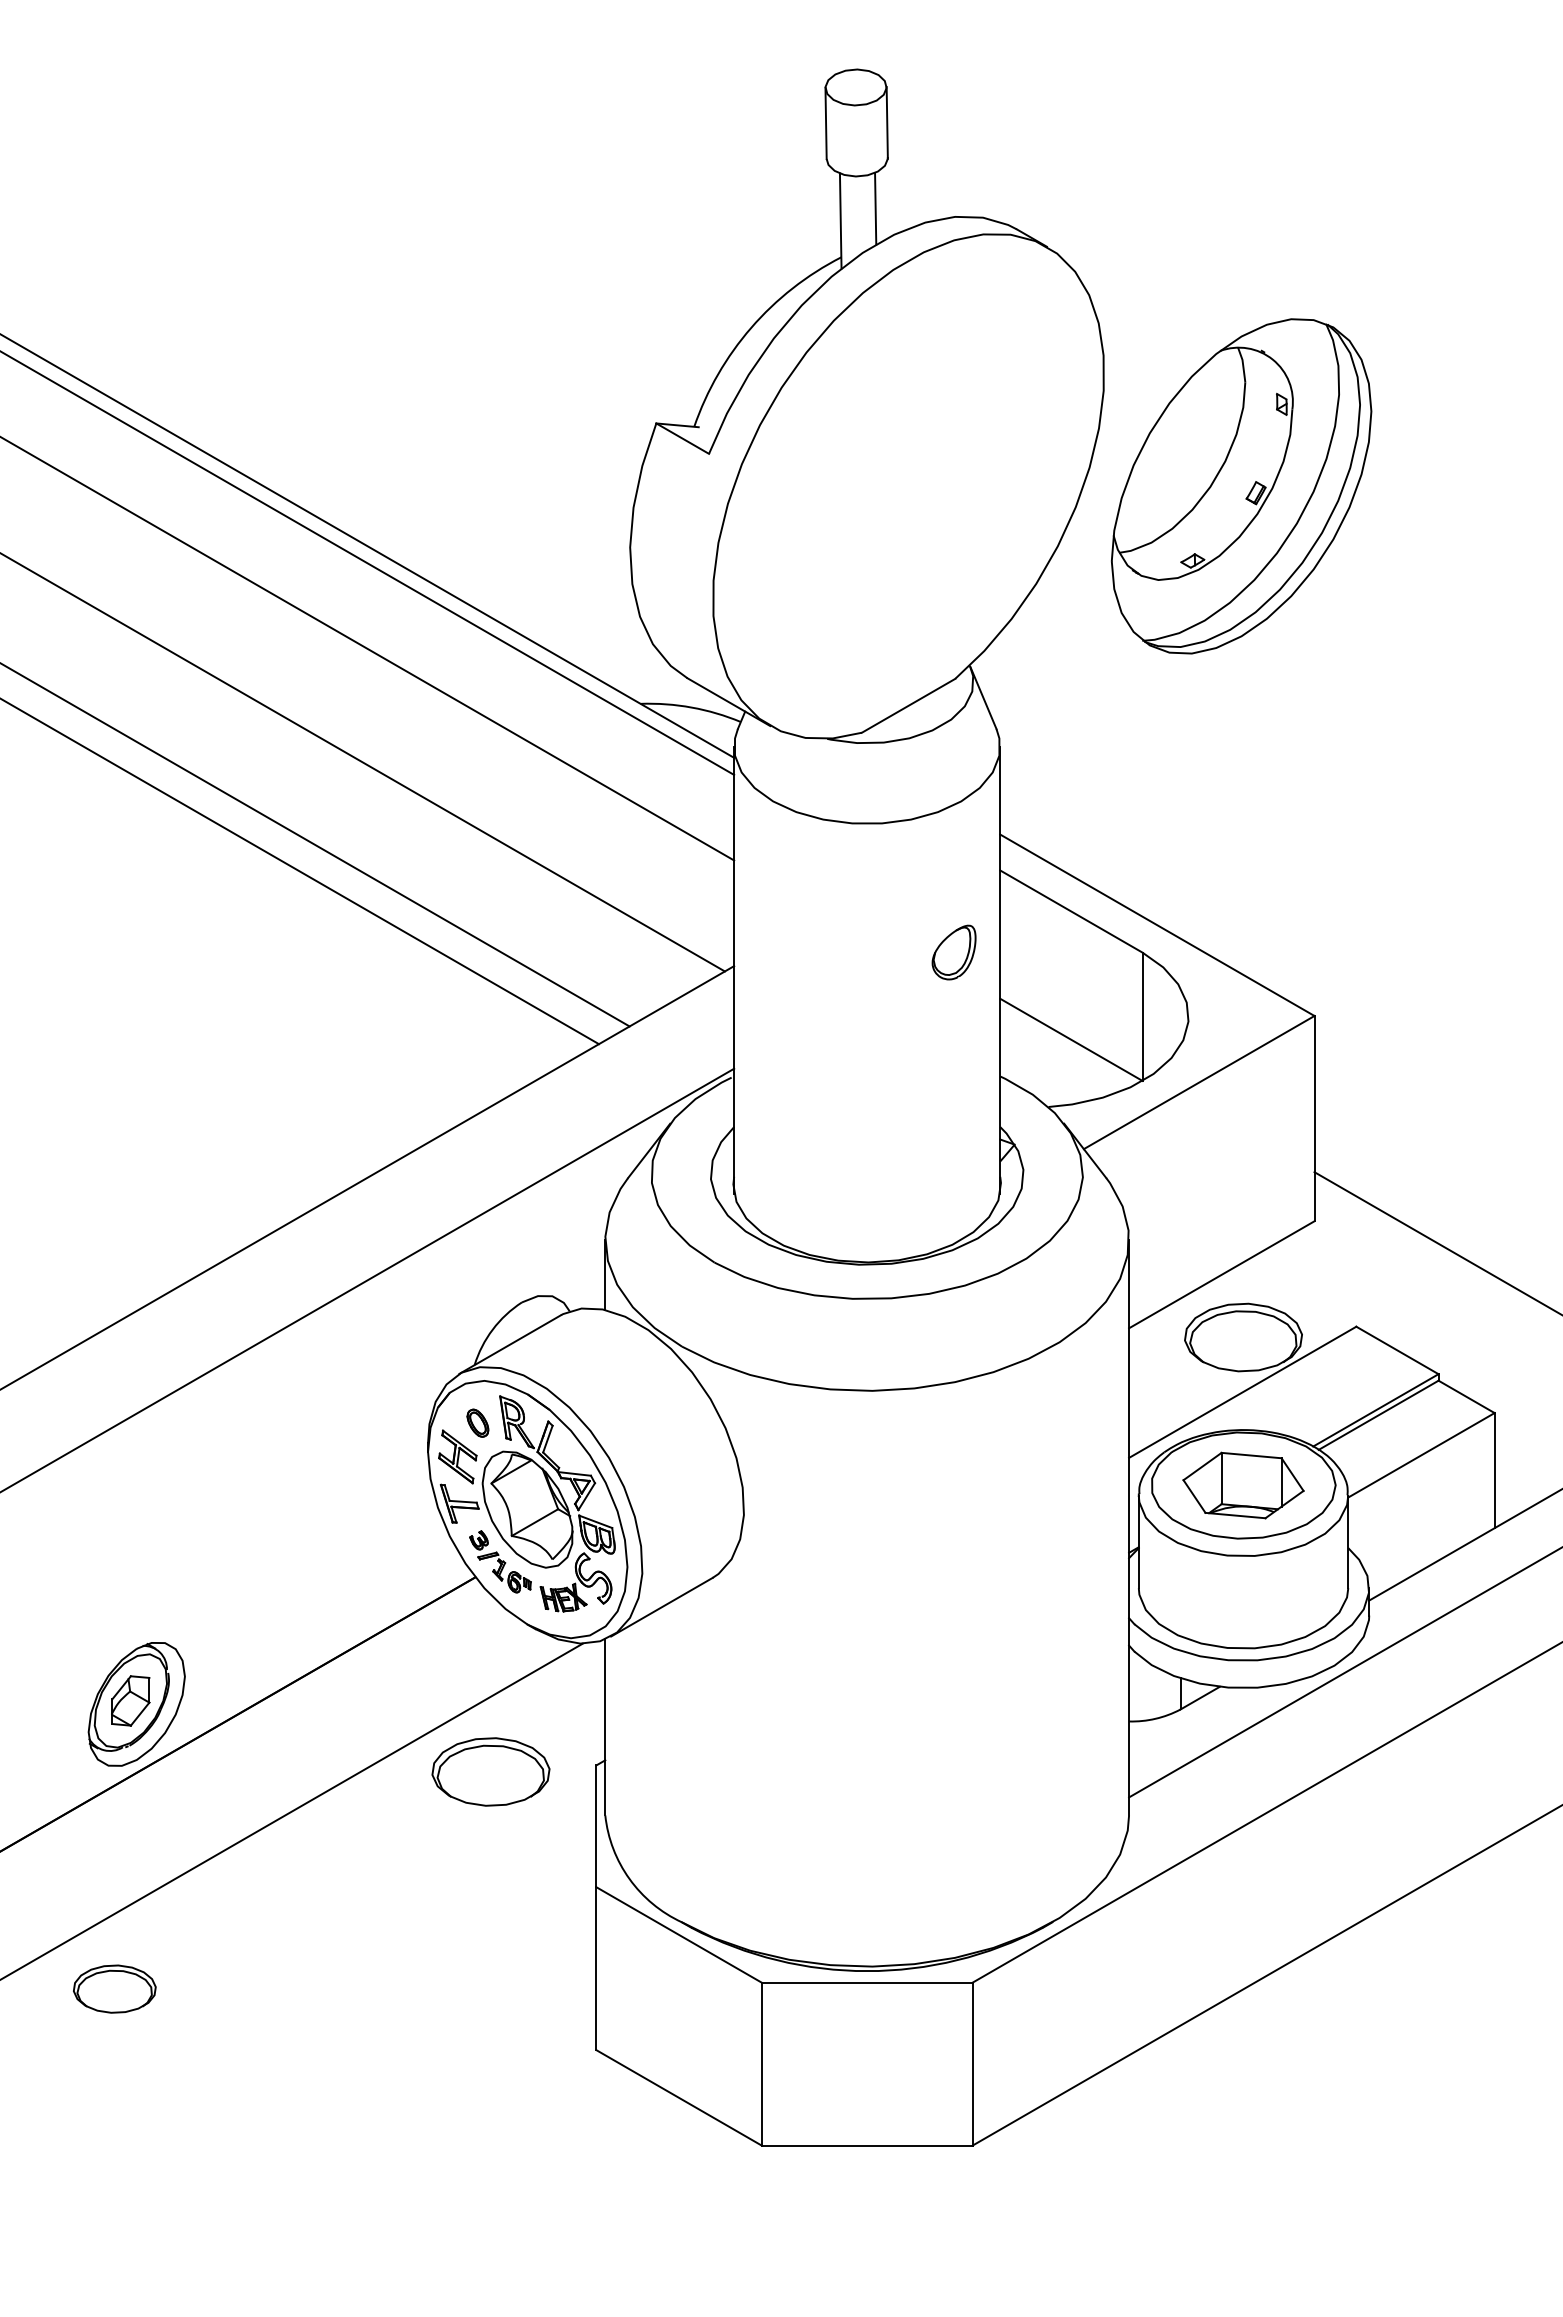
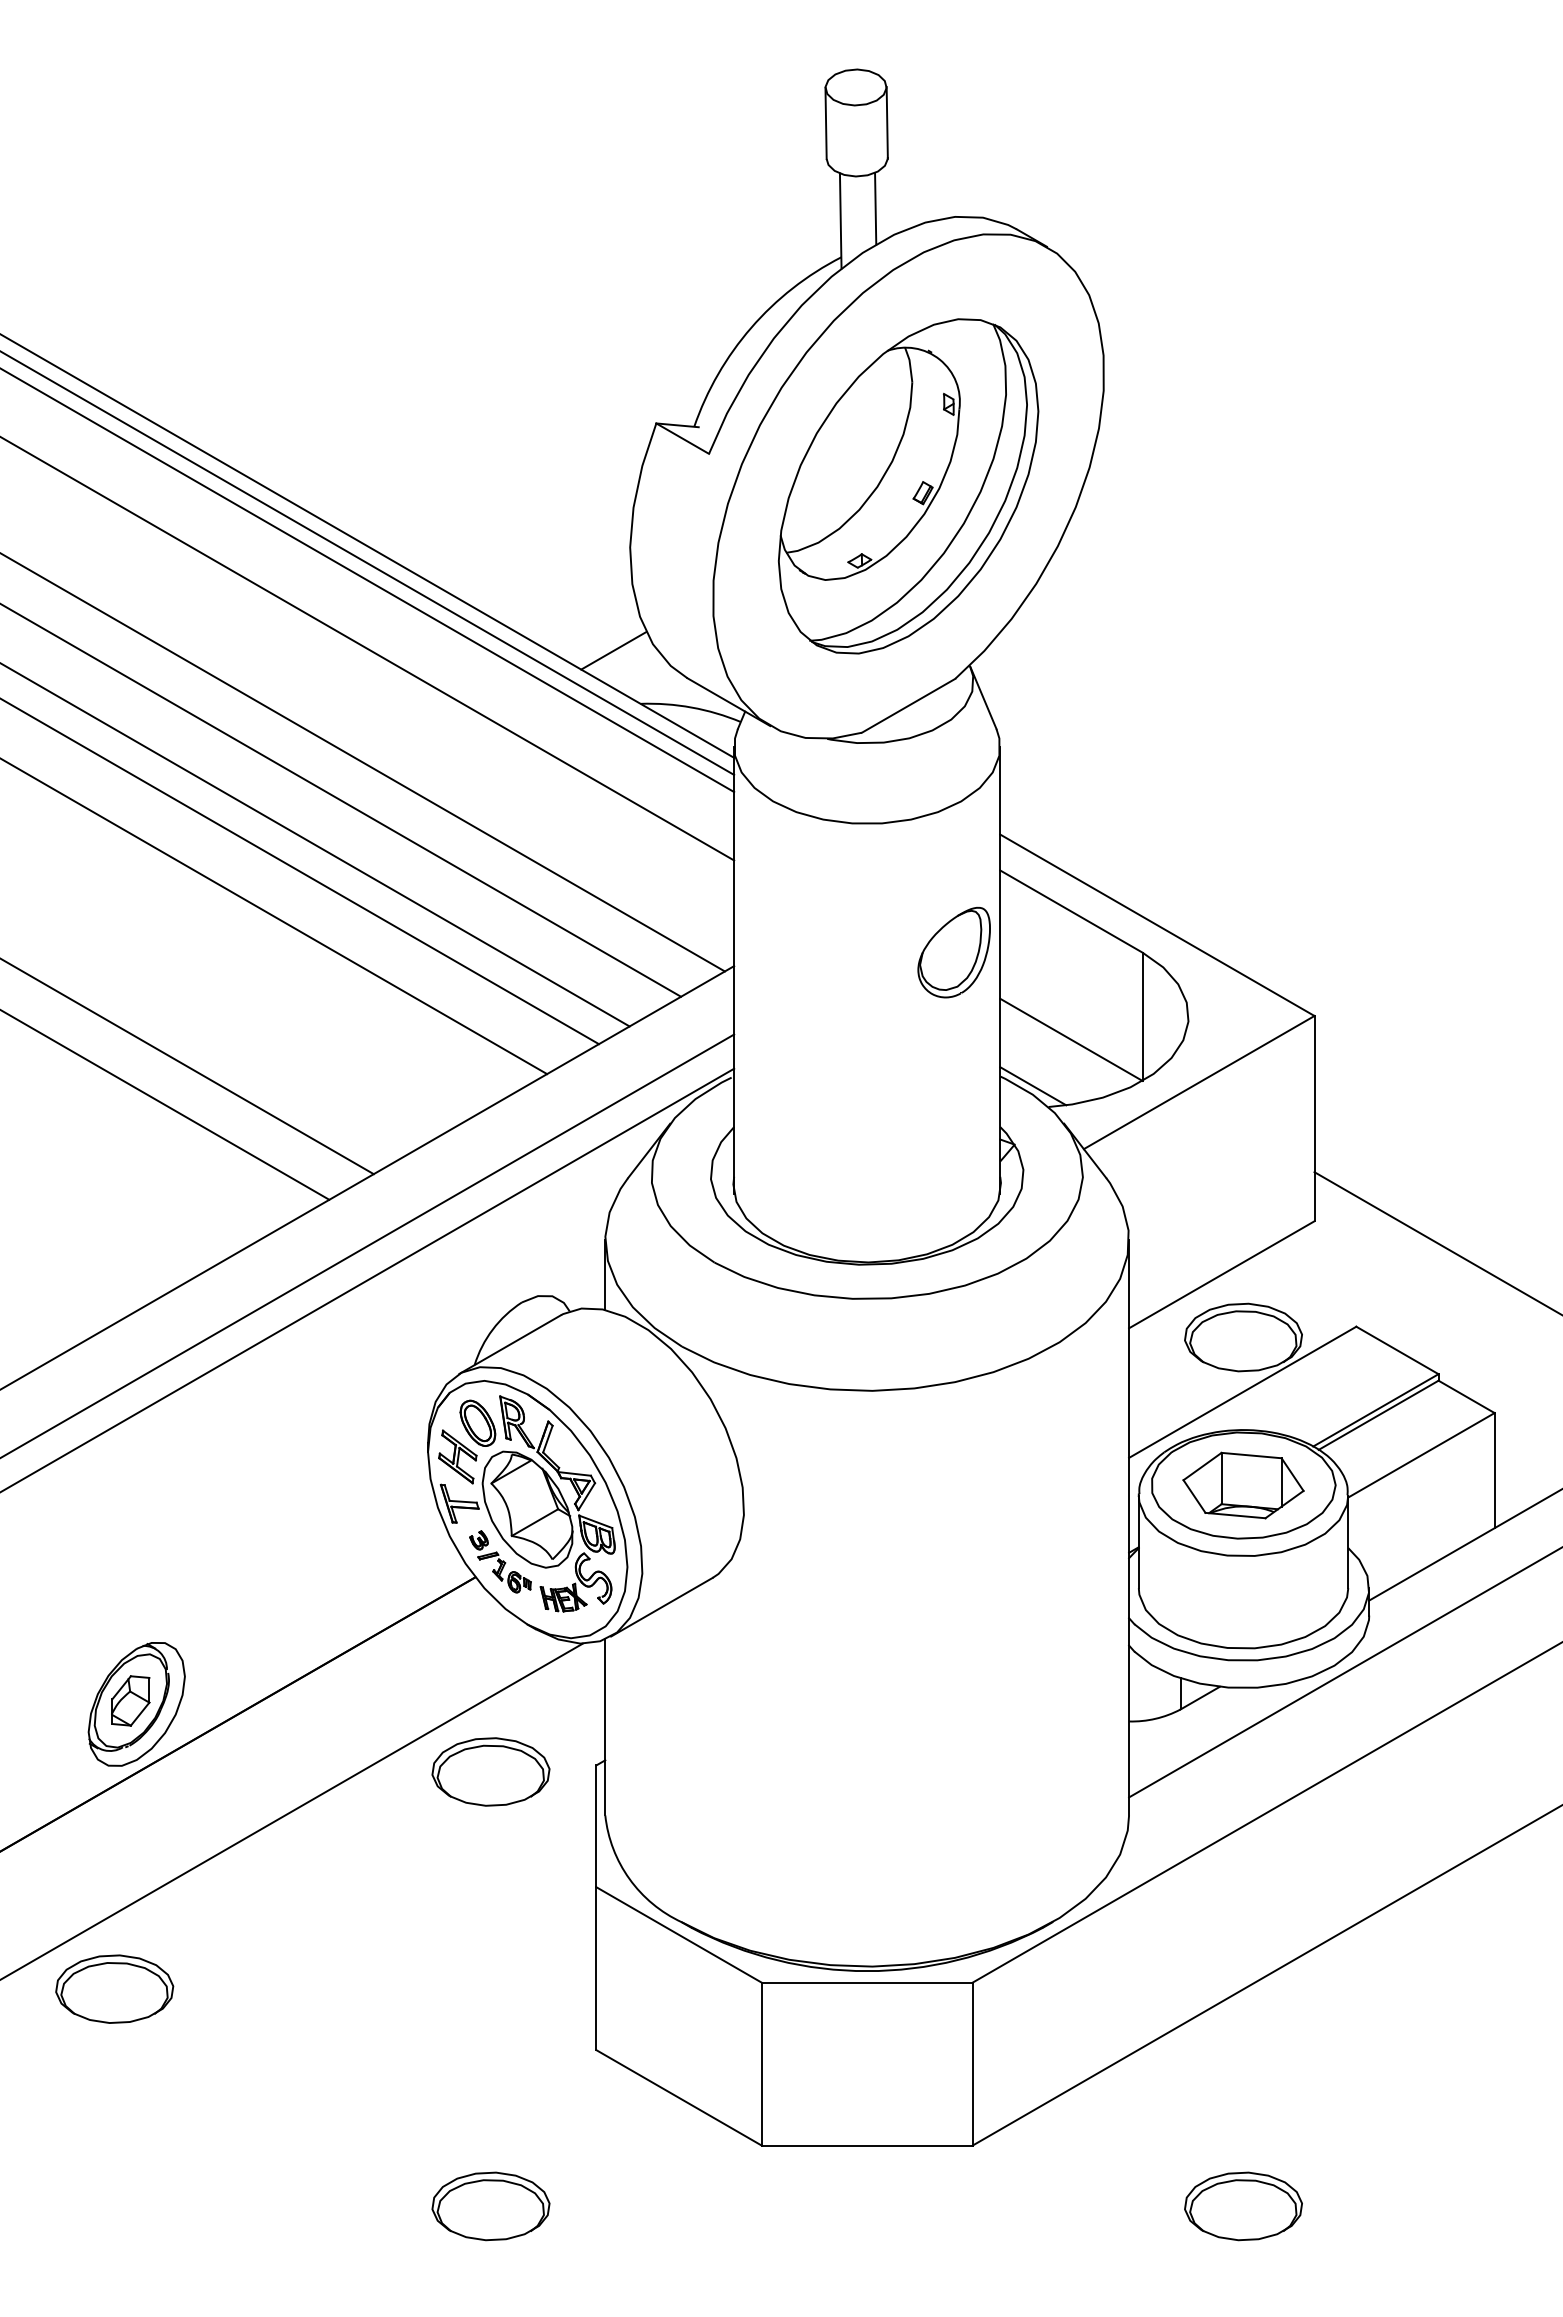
part position: (1241, 486) -> (908, 486) (908, 486)
line: none -> present (368, 580)
line: none -> present (613, 650)
line: none -> present (341, 800)
line: none -> present (274, 916)
part size: 46x57 px -> 74x93 px (953, 952)
line: none -> present (187, 1066)
line: none -> present (1033, 1086)
line: none -> present (165, 1105)
line: none -> present (368, 1245)
part size: 24x30 px -> 38x48 px (477, 1422)
part size: 84x50 px -> 120x70 px (114, 1988)
part: none -> present (490, 2206)
part: none -> present (1243, 2206)
